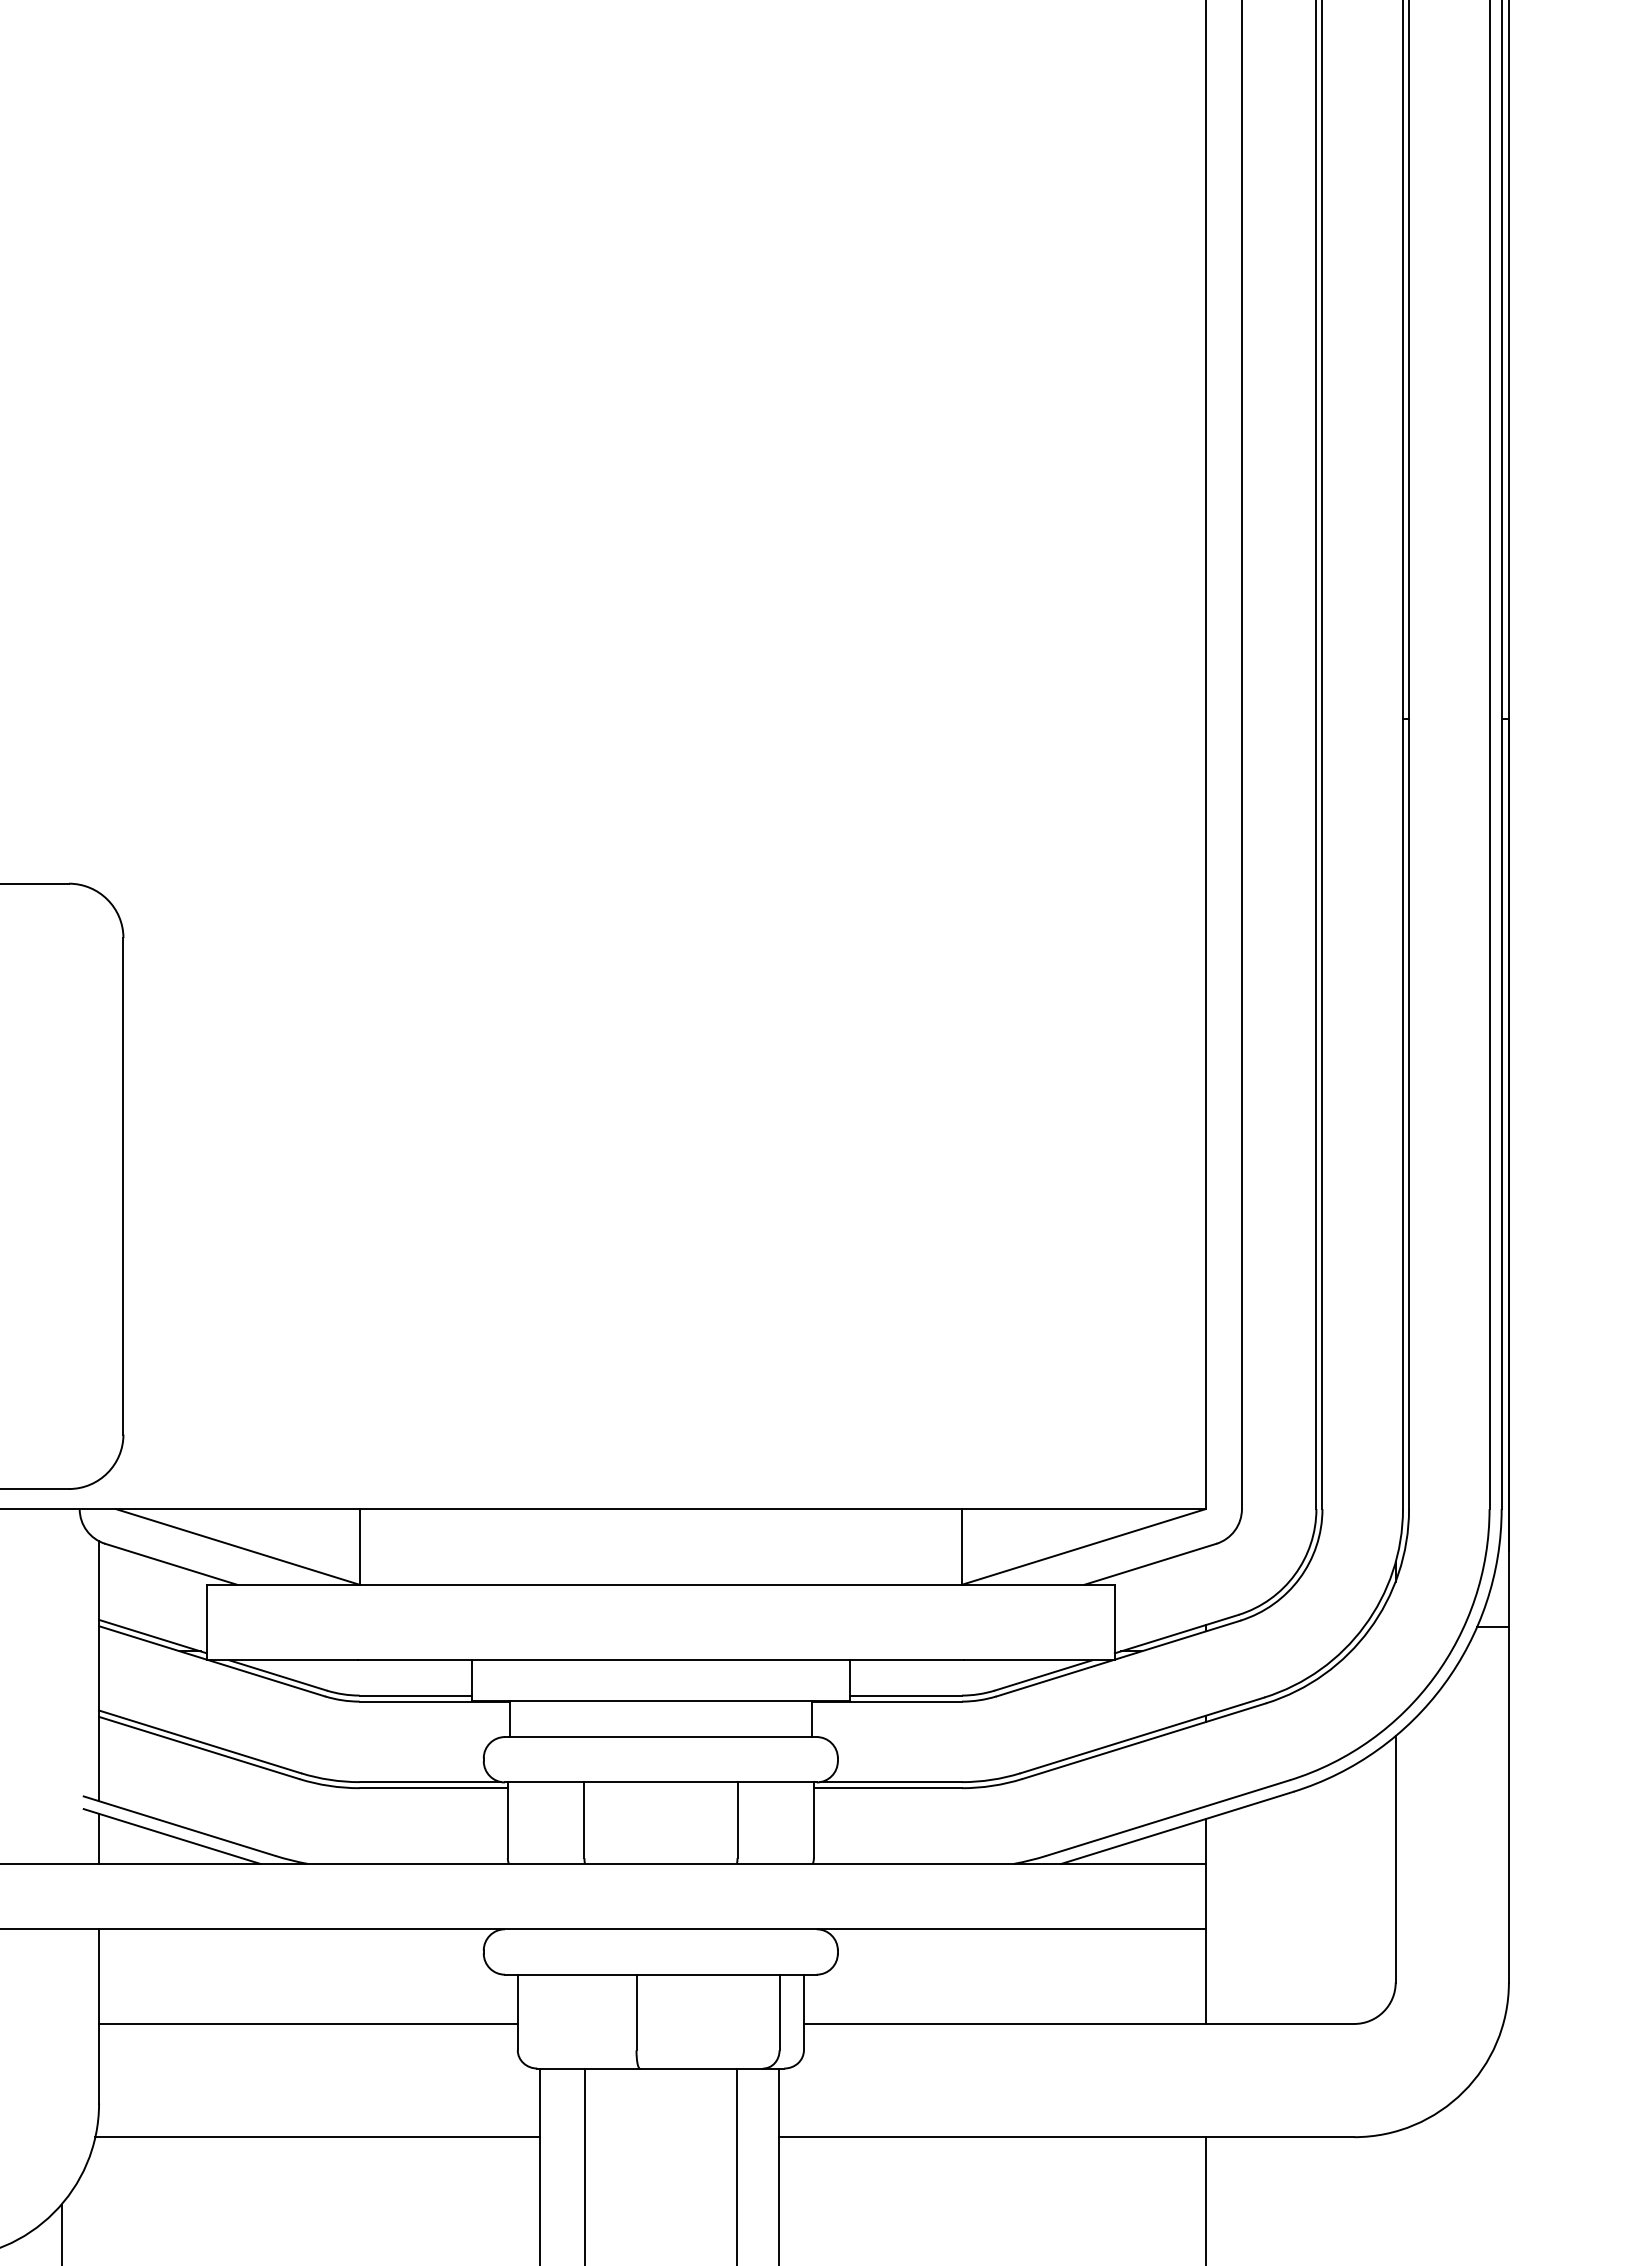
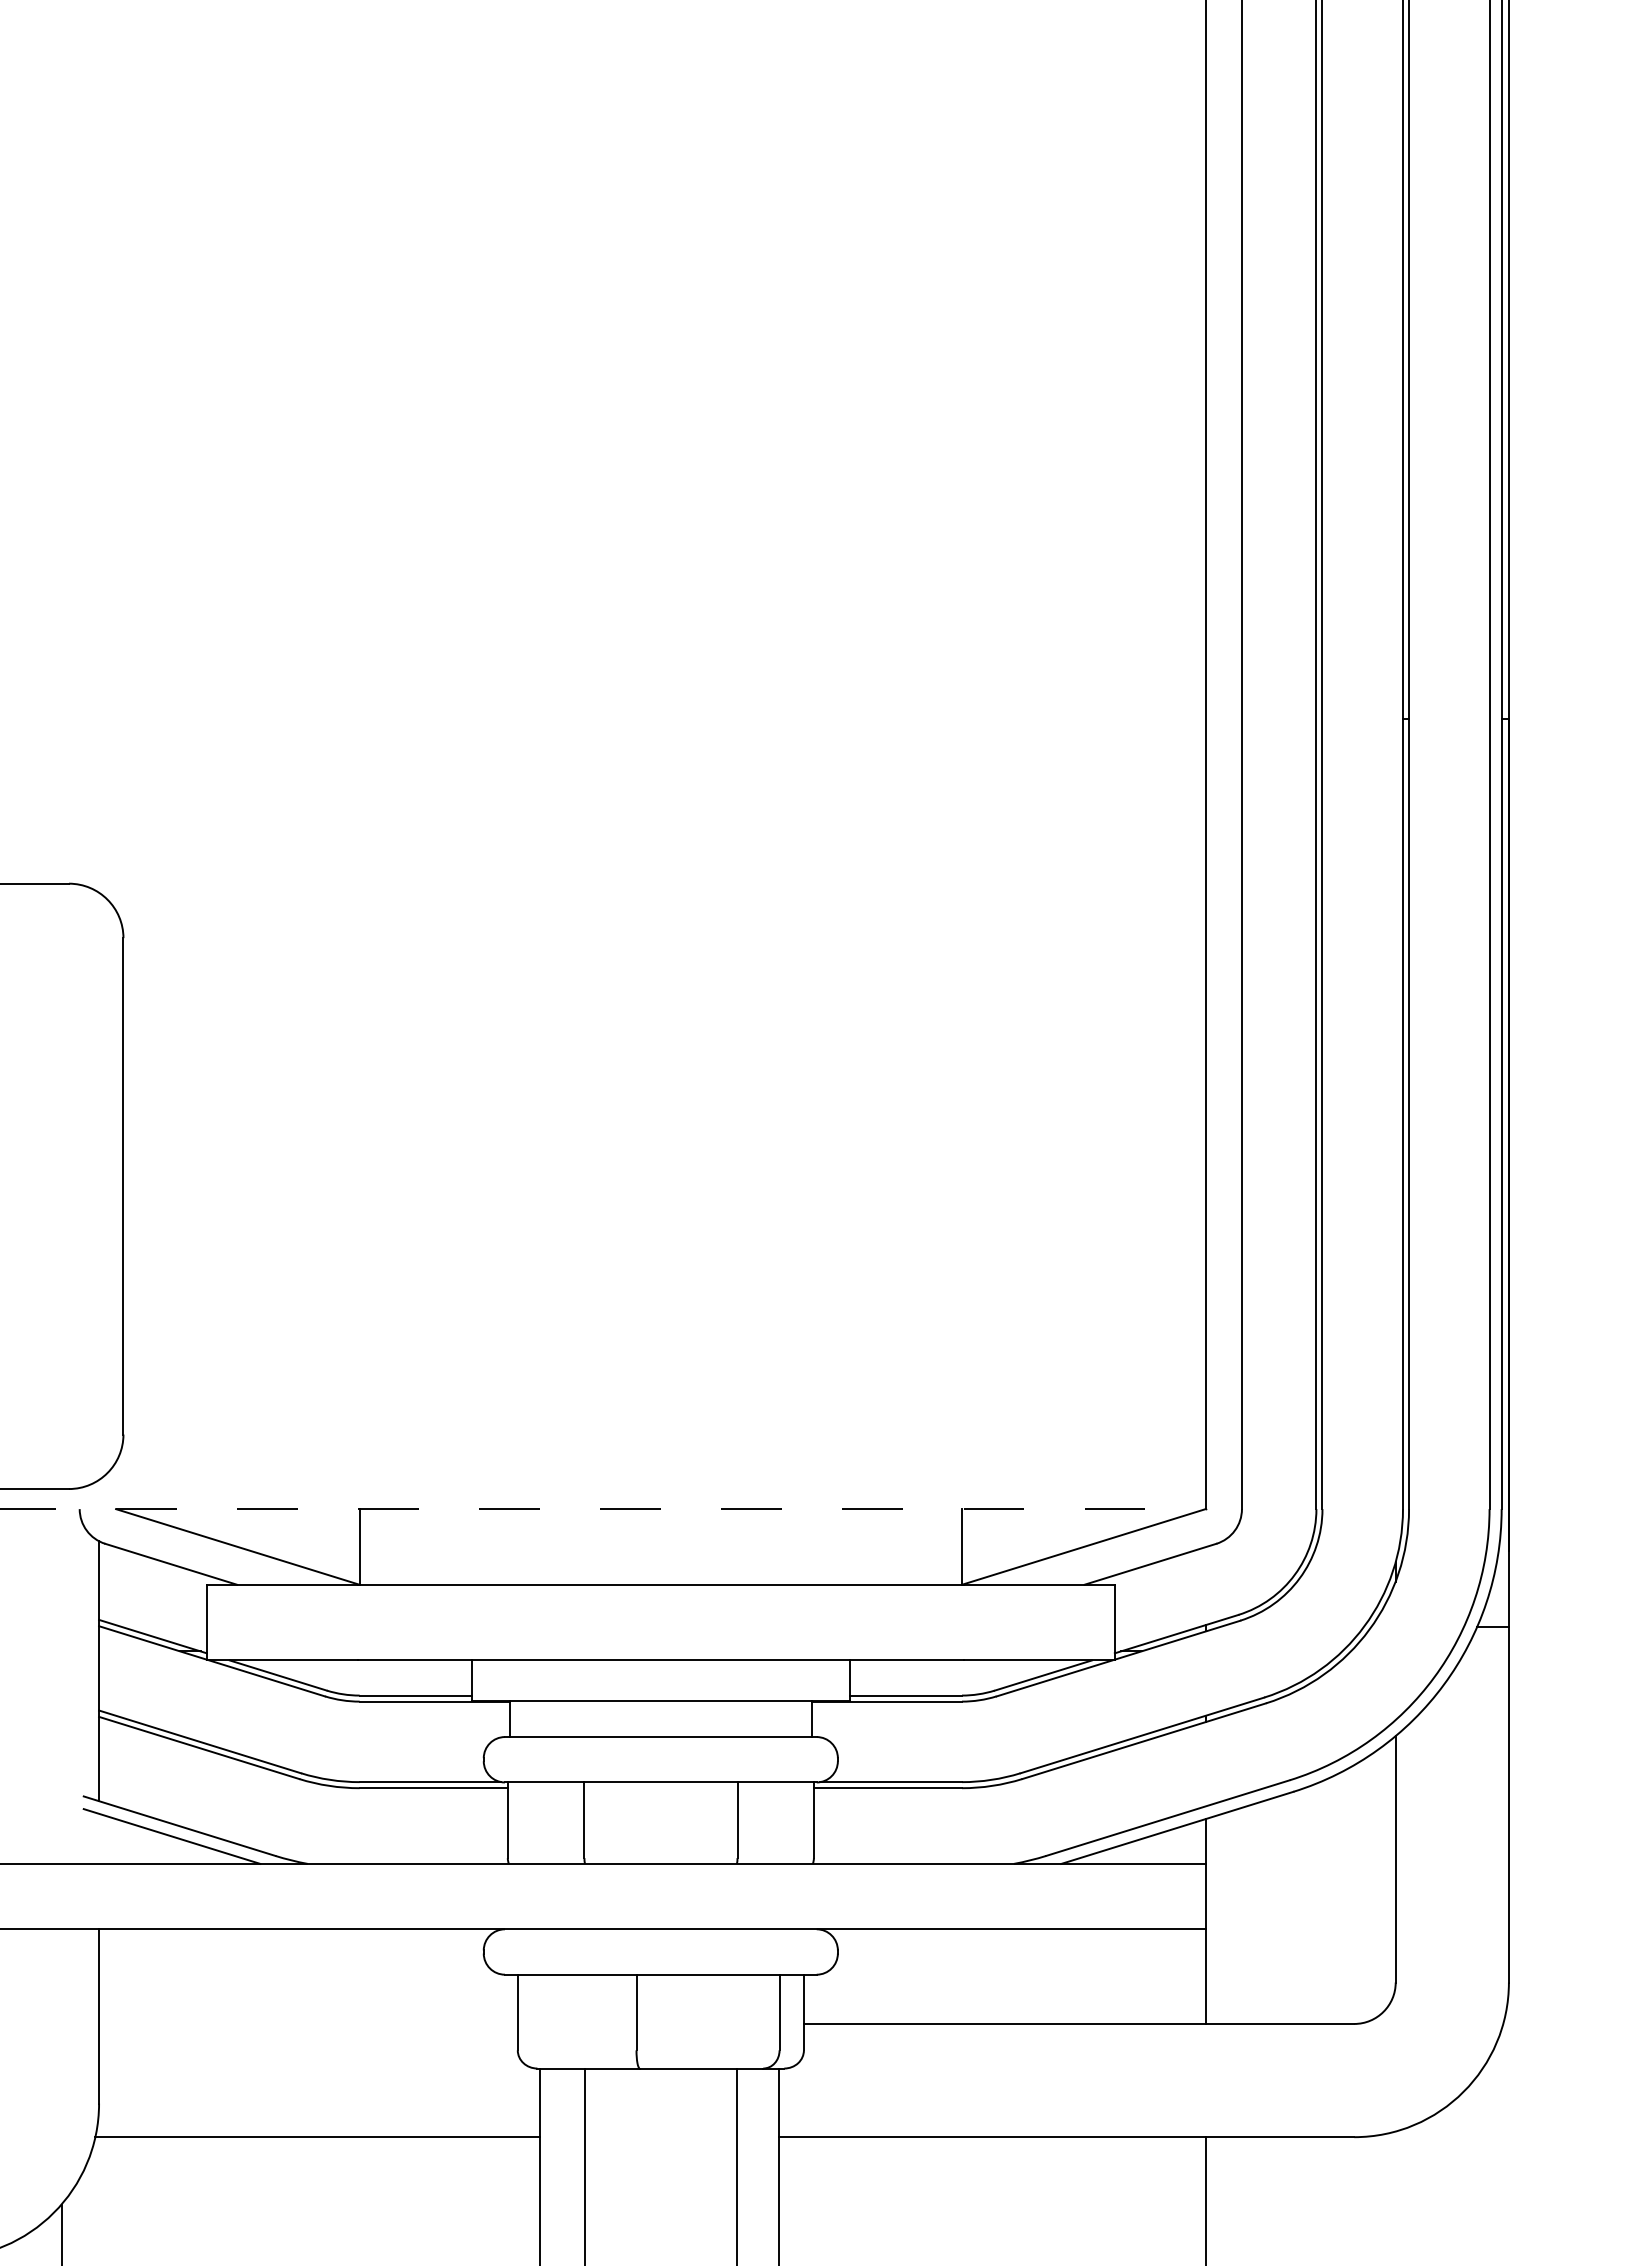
line: solid -> dashed (603, 1509)
line: present -> none (99, 1838)
line: present -> none (308, 2023)
